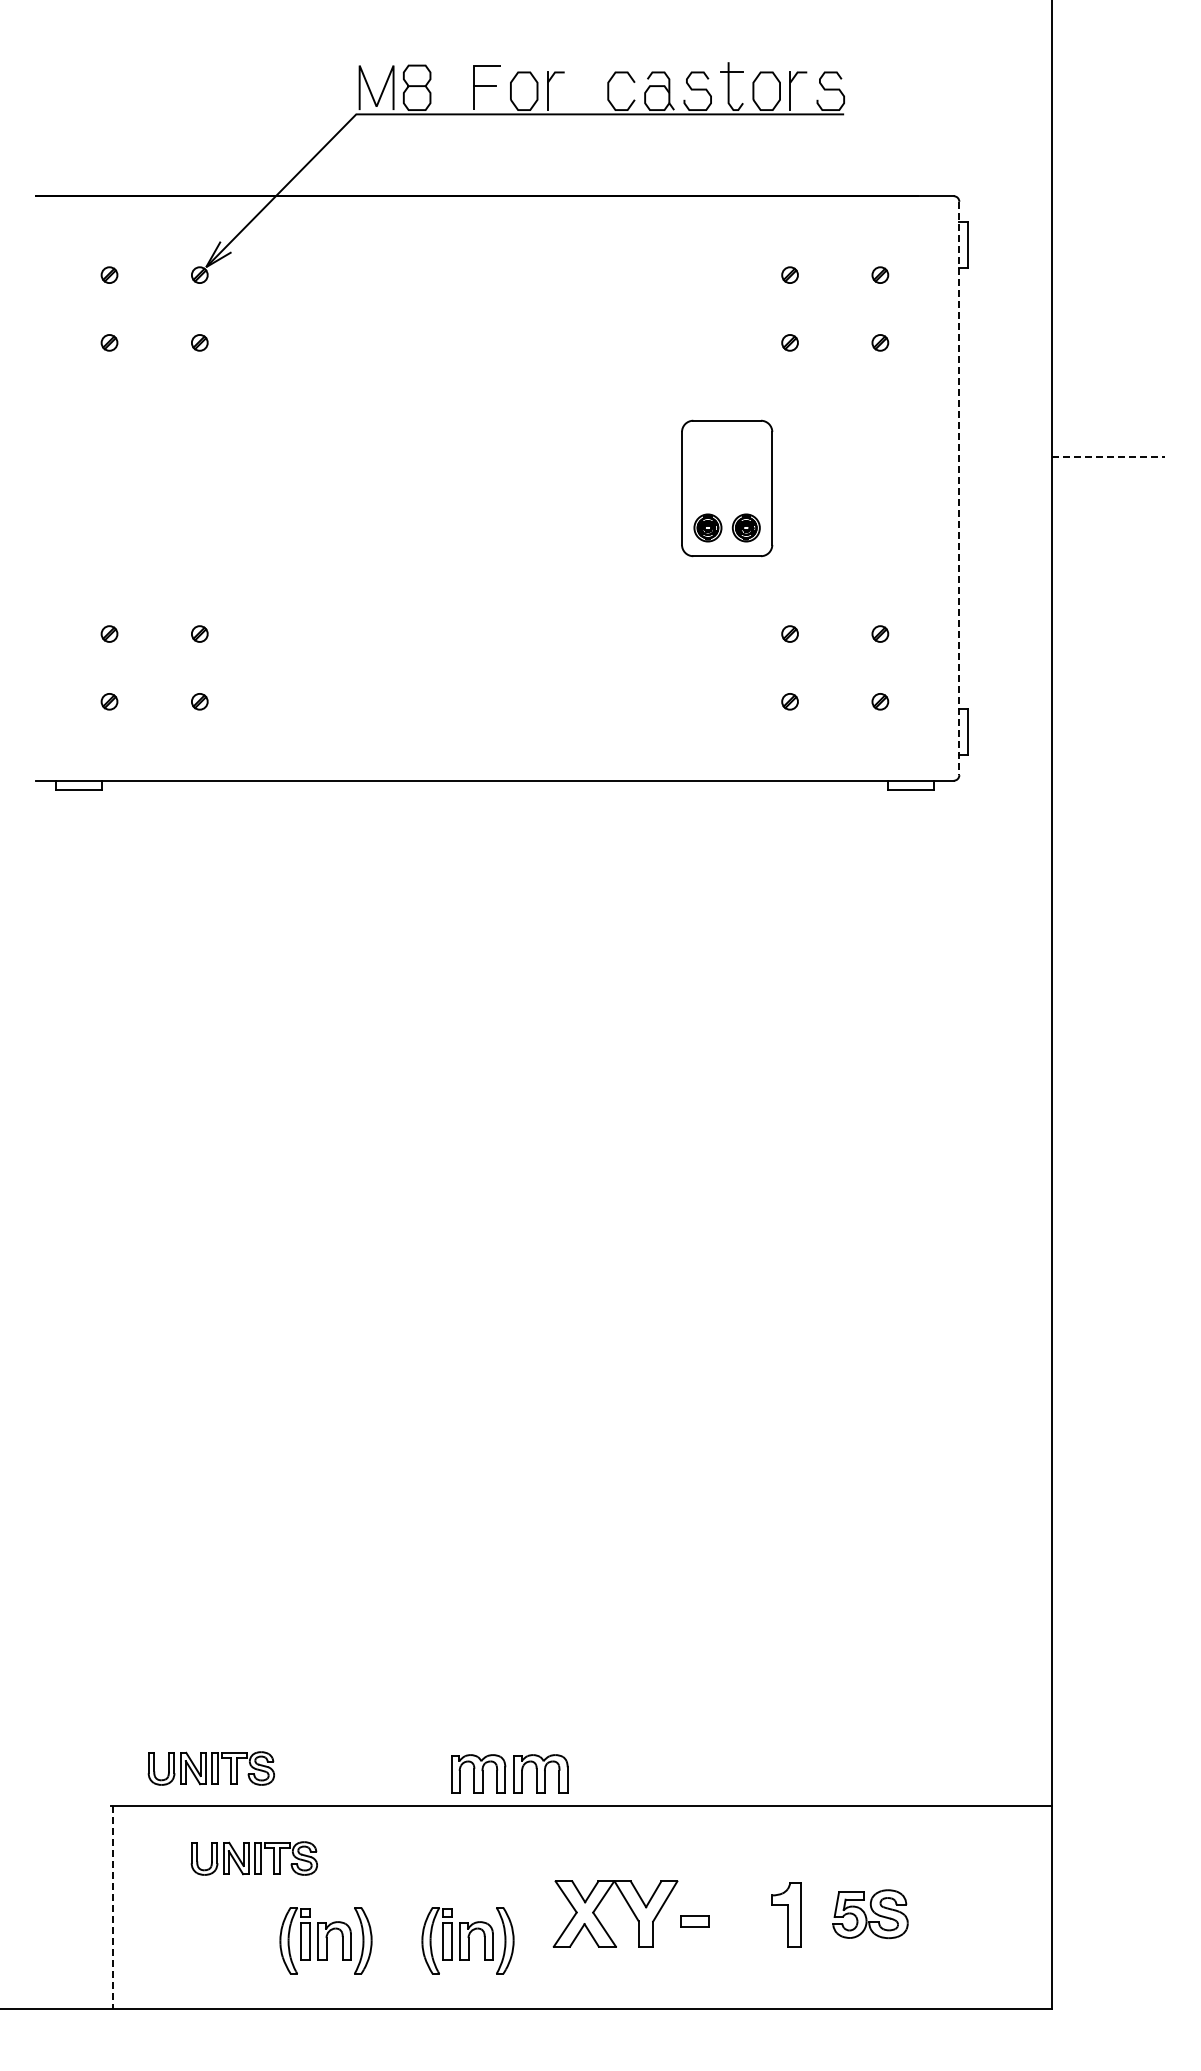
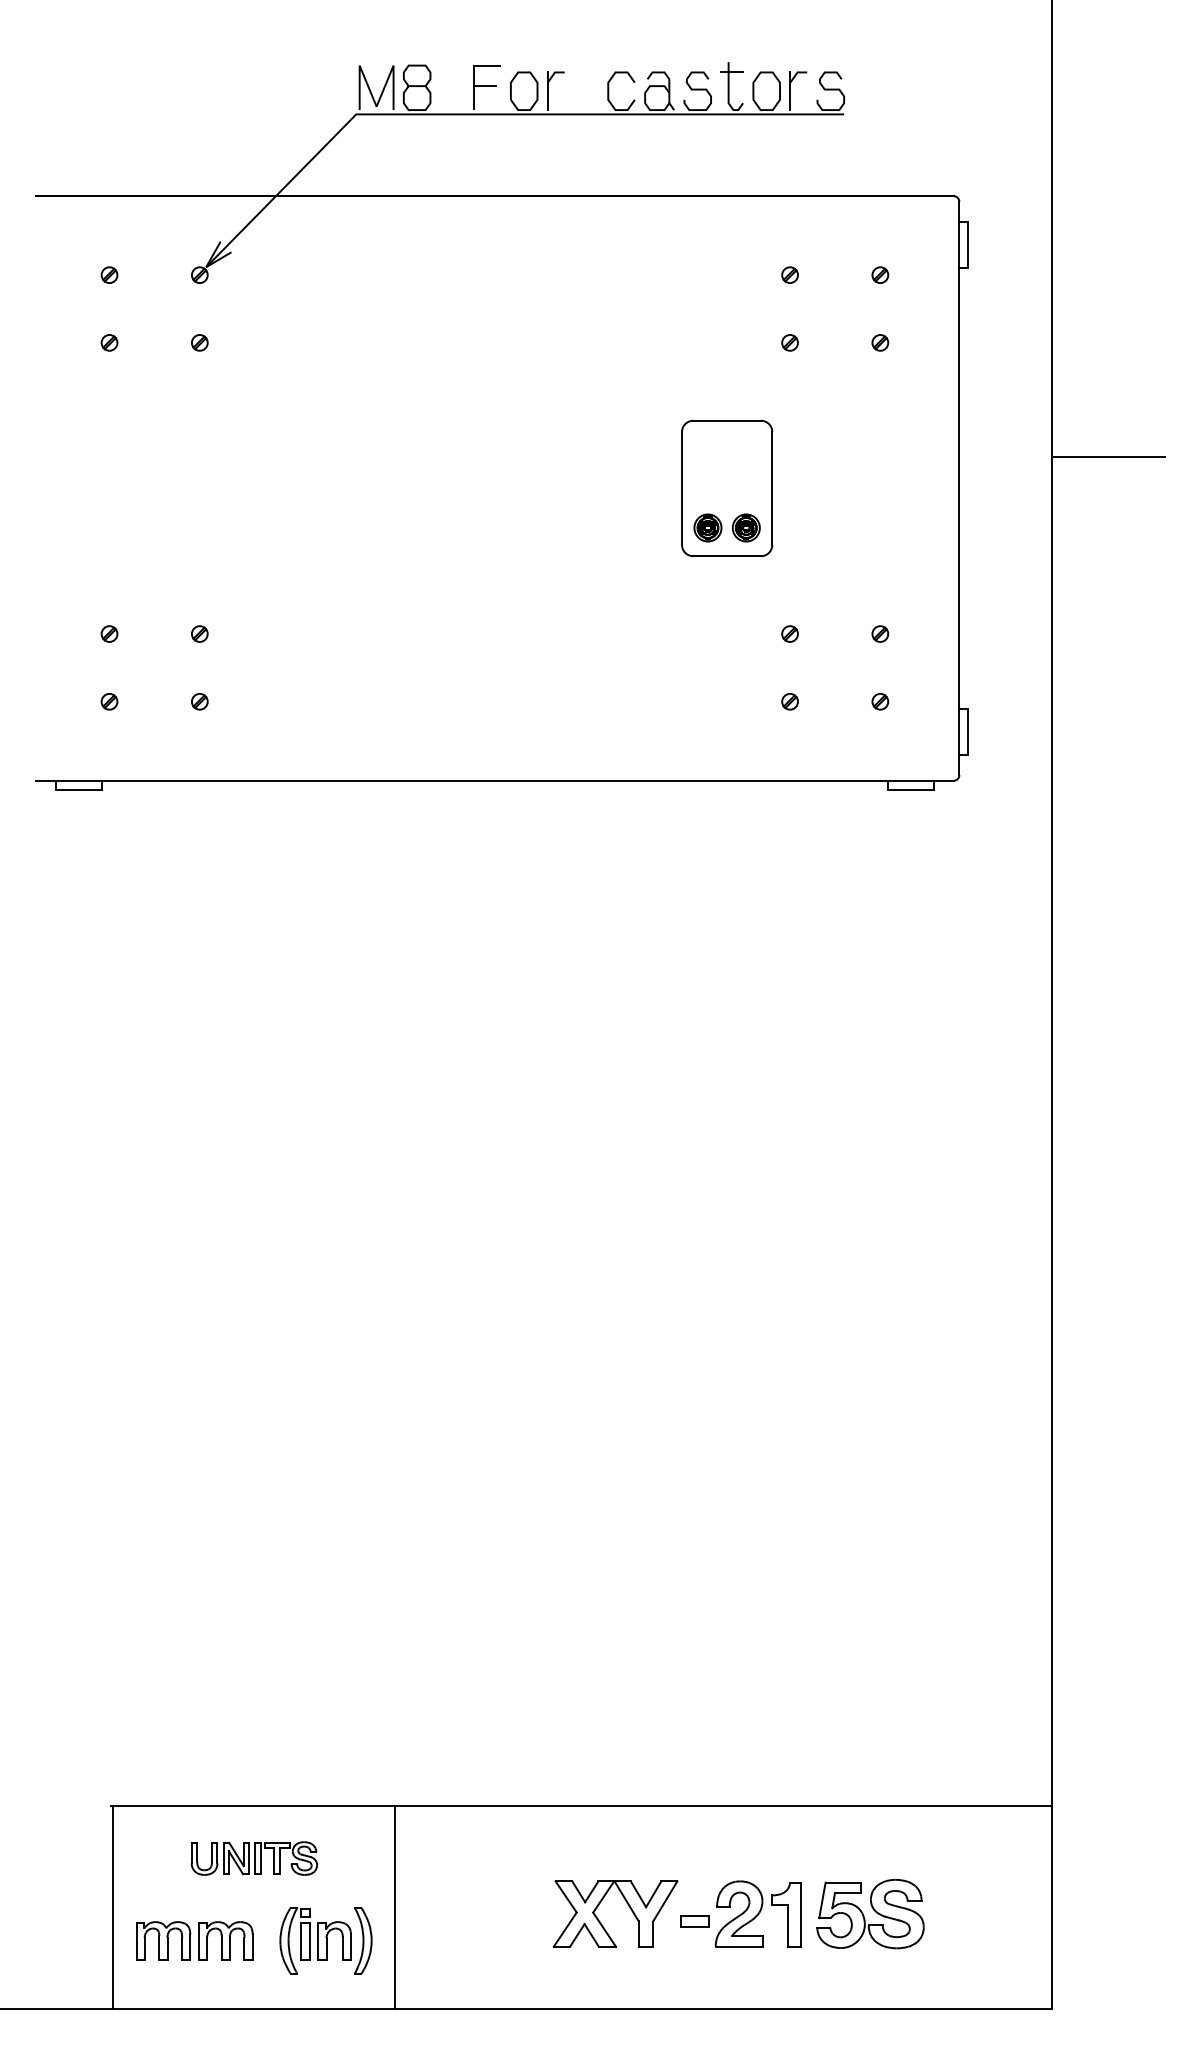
line: dashed -> solid (1108, 457)
line: dashed -> solid (959, 488)
part: present -> none (210, 1768)
part position: (509, 1773) -> (194, 1940) (194, 1940)
line: none -> present (394, 1906)
line: dashed -> solid (112, 1907)
part: none -> present (738, 1913)
part size: 77x51 px -> 109x71 px (870, 1914)
part: present -> none (467, 1940)
